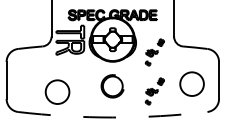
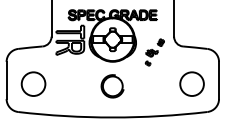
circle position: (57, 91) -> (33, 83) (33, 83)
part: present -> none (154, 91)
arc: dashed -> solid (112, 117)
